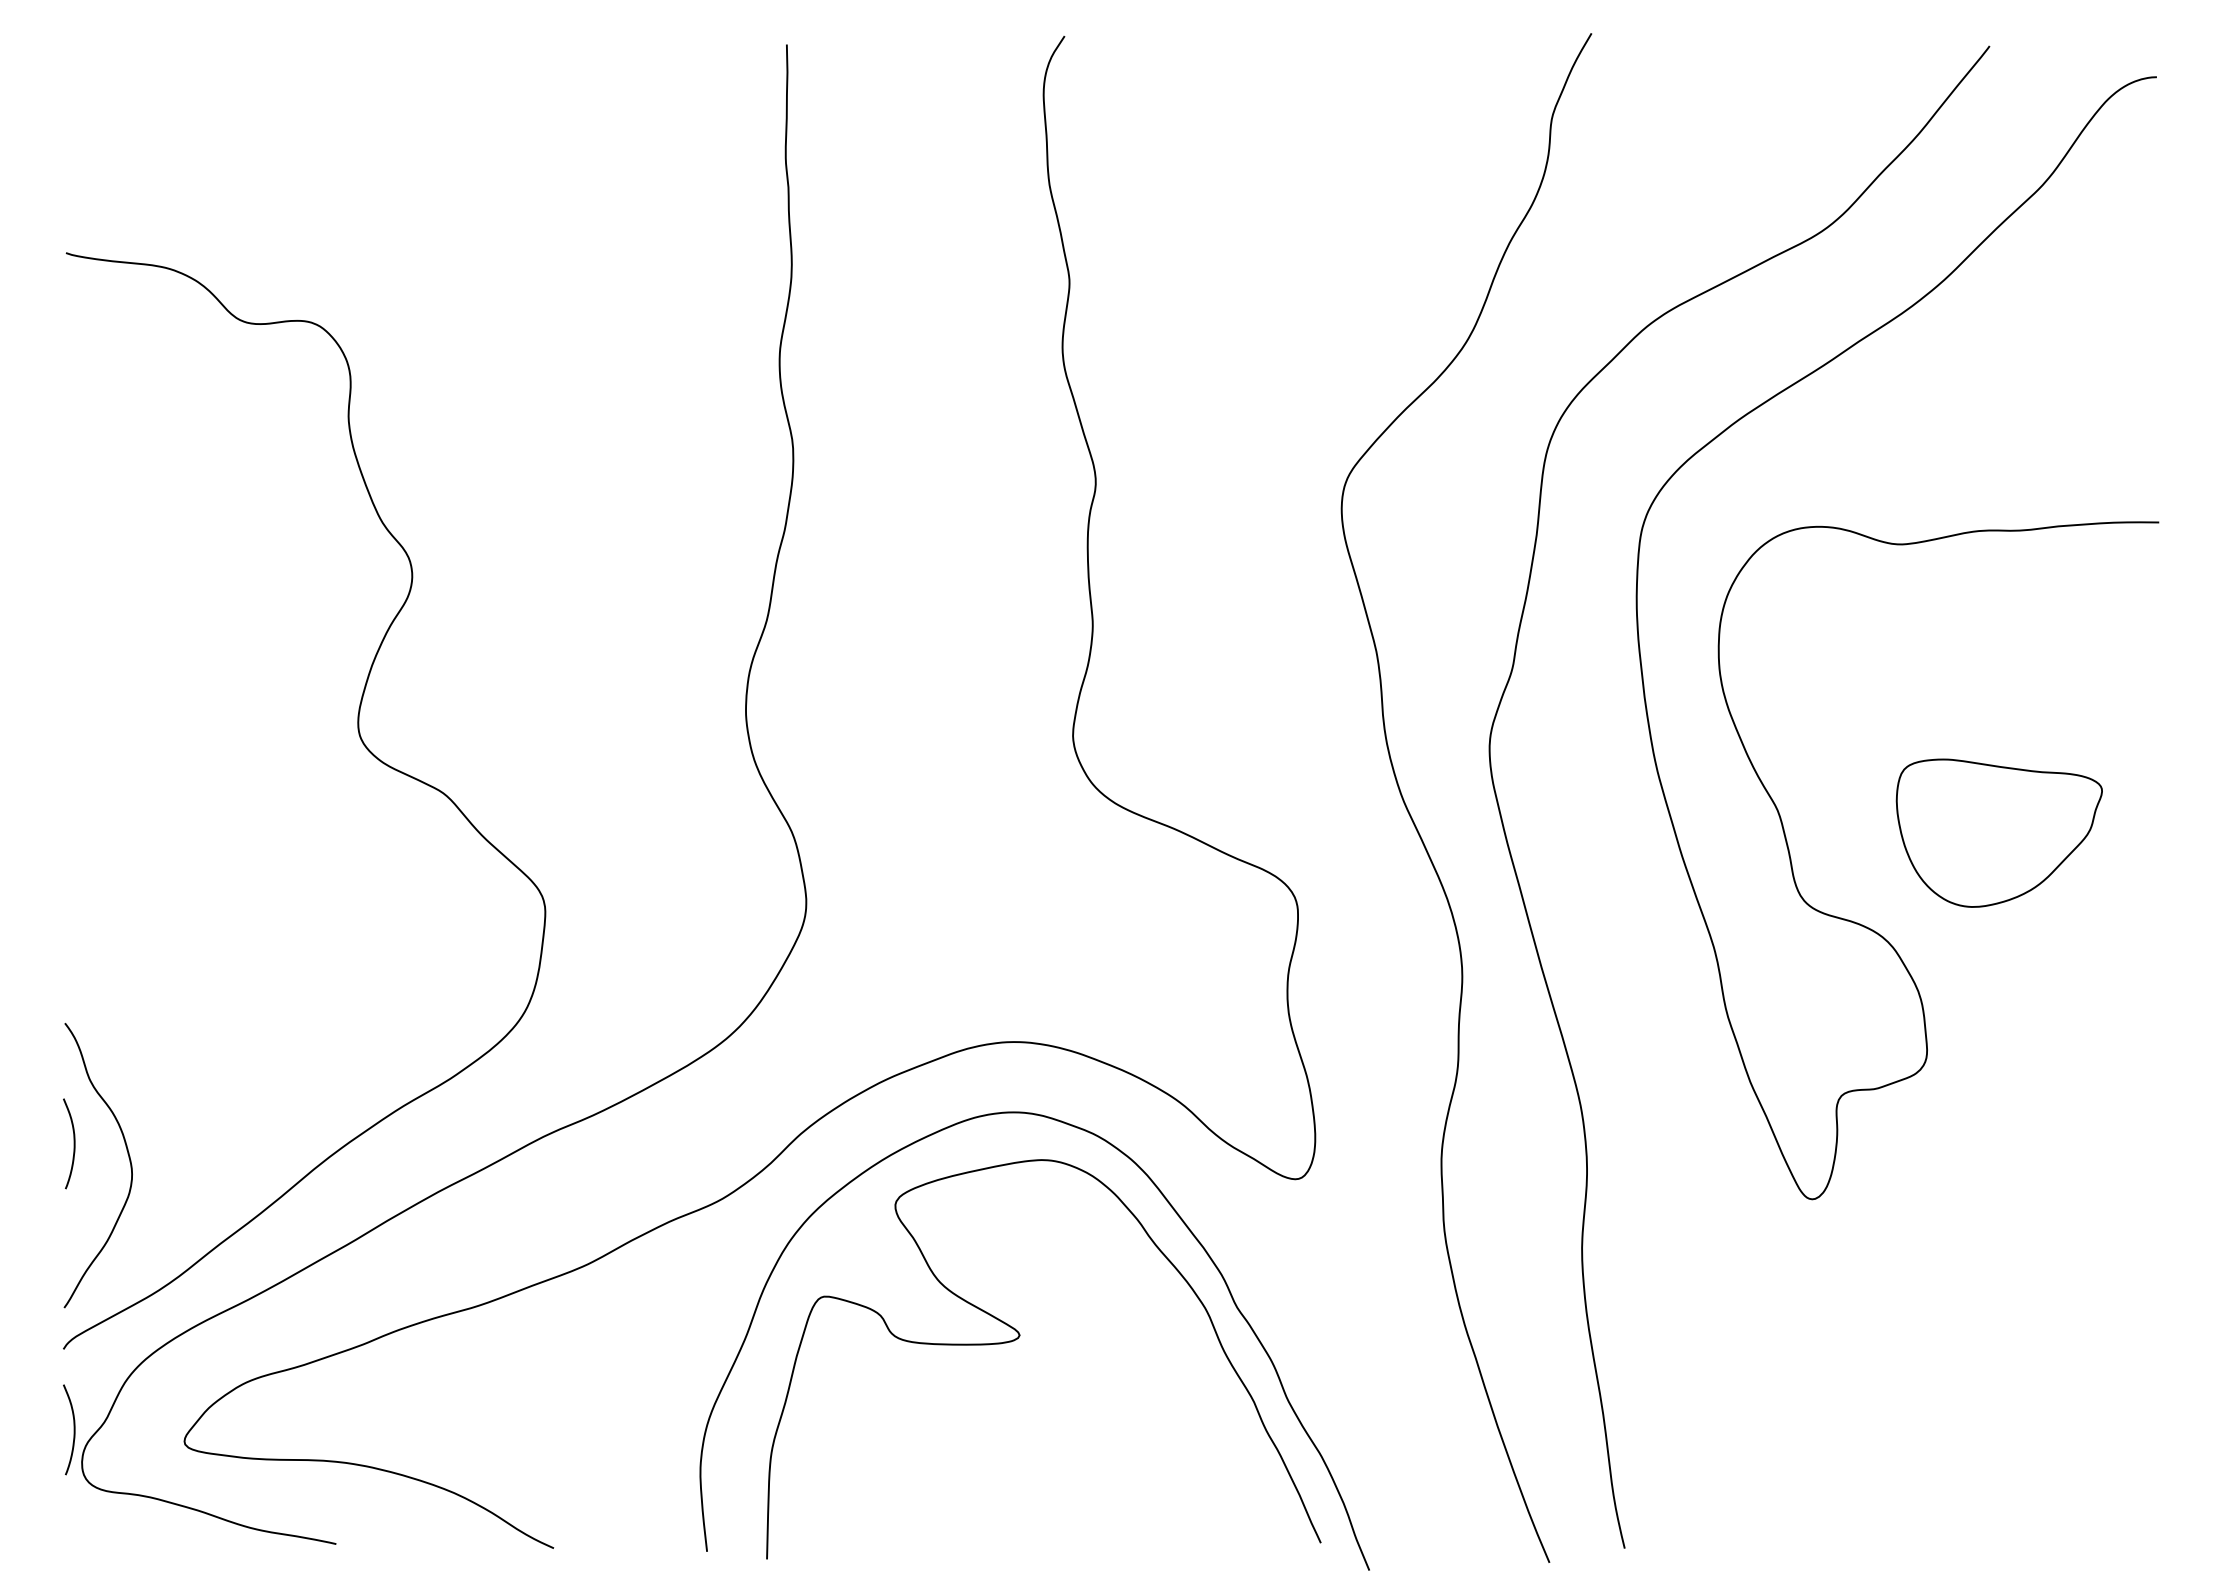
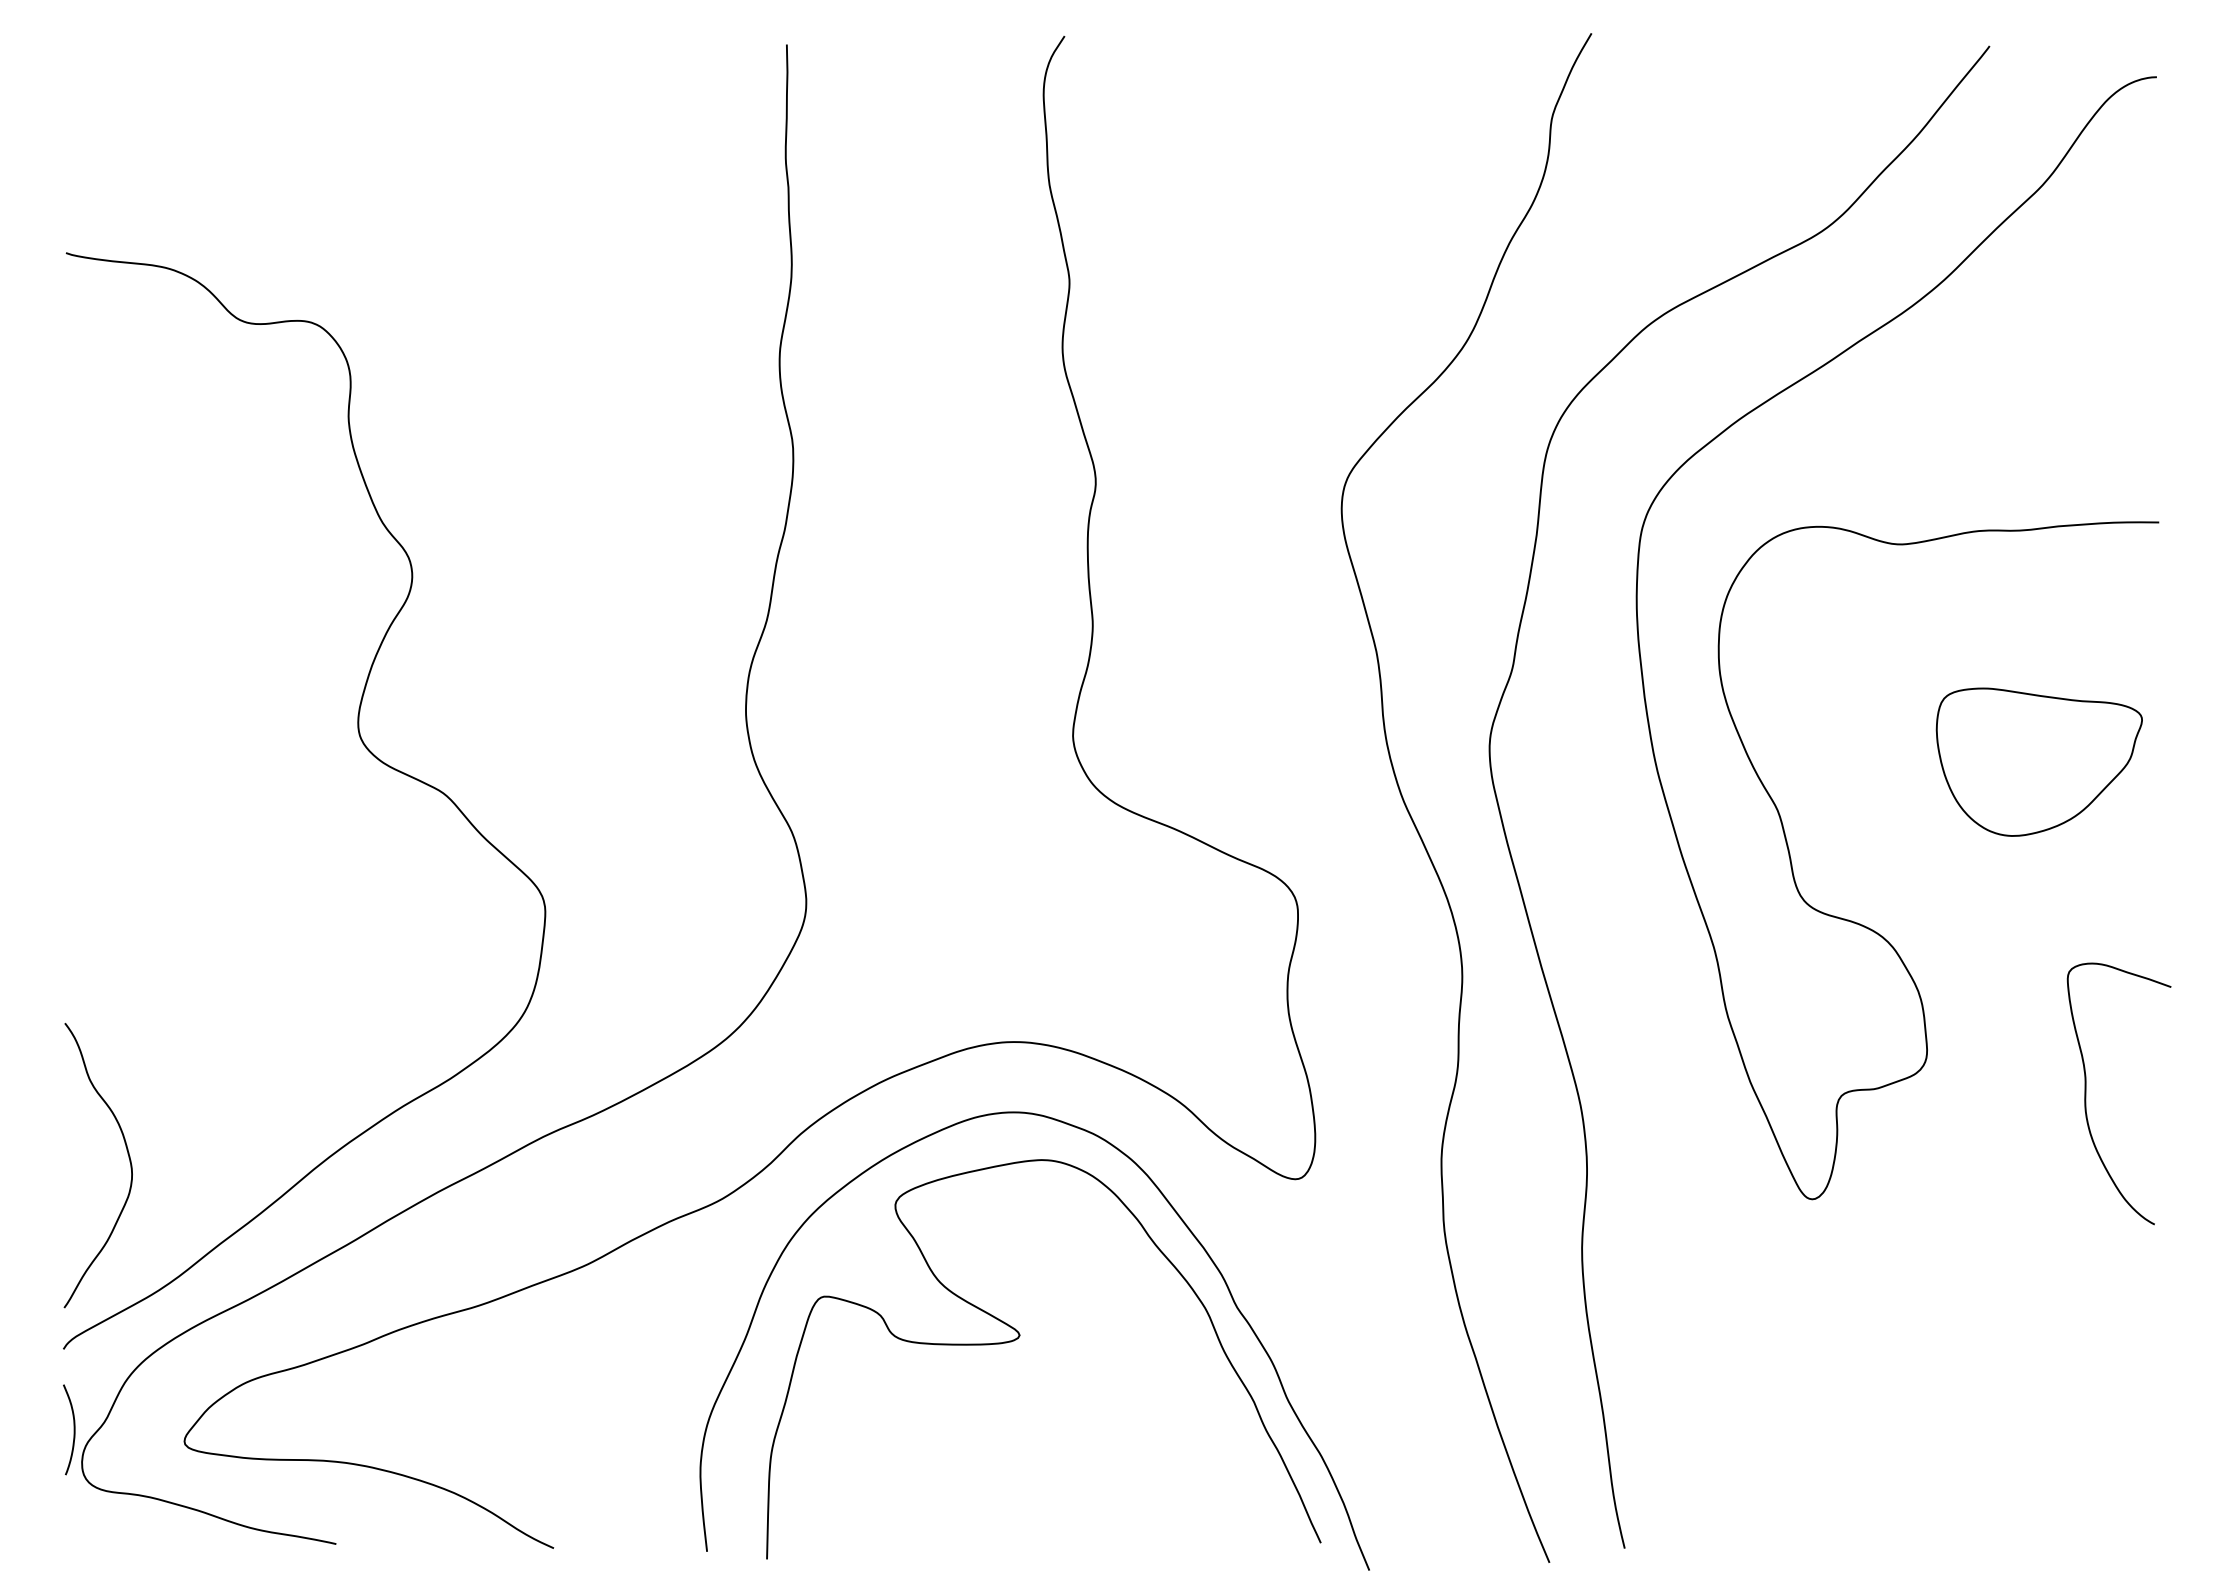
part position: (1998, 832) -> (2038, 761) (2038, 761)
curve: none -> present (2086, 1093)
curve: present -> none (73, 1143)
